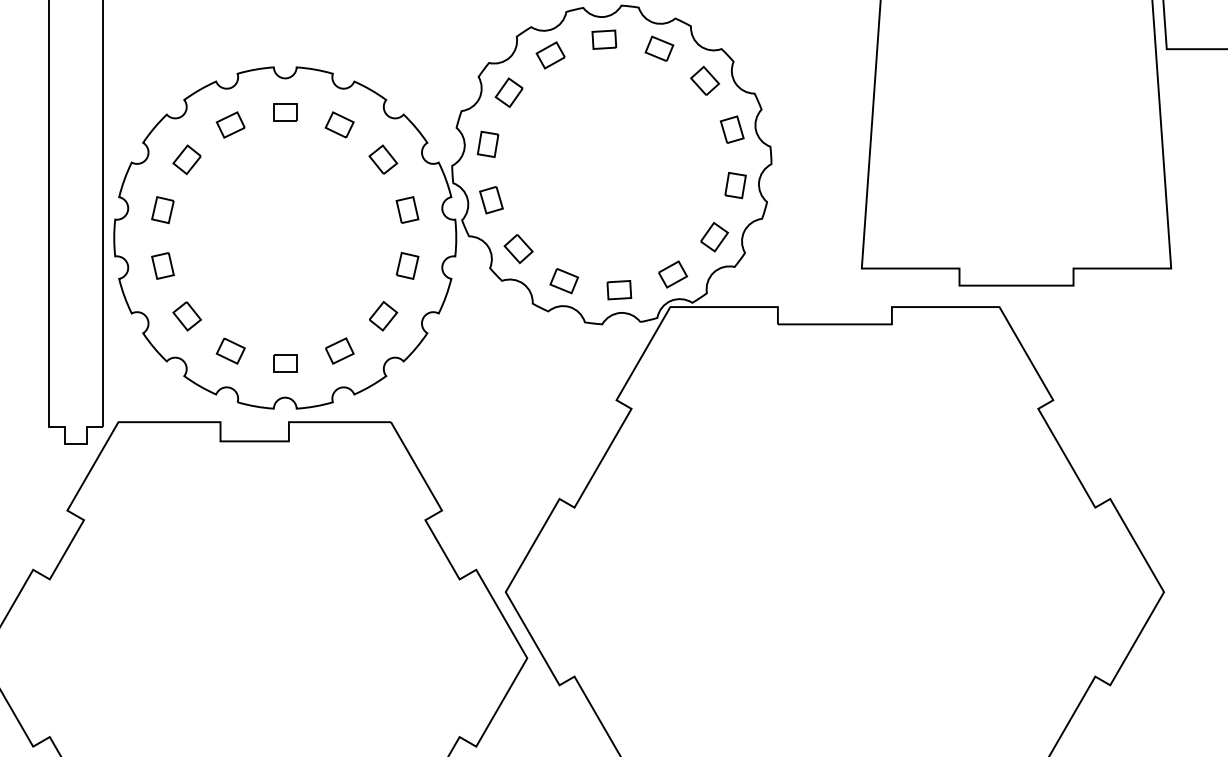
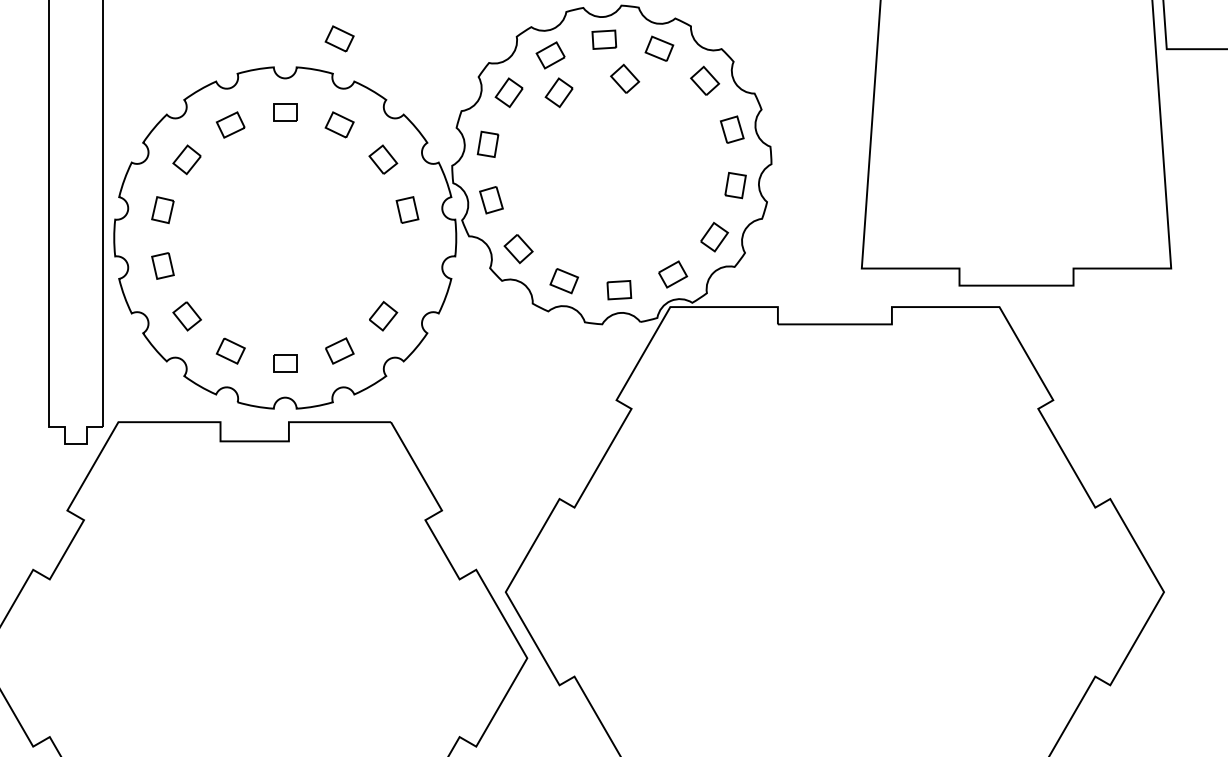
part: none -> present (339, 38)
part: none -> present (625, 78)
part: none -> present (558, 92)
part: present -> none (407, 265)
